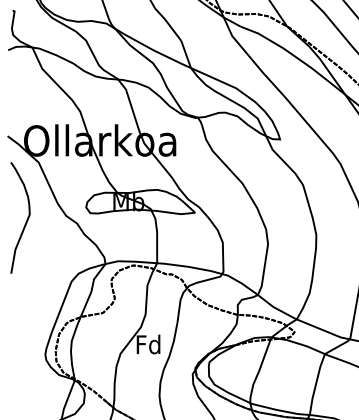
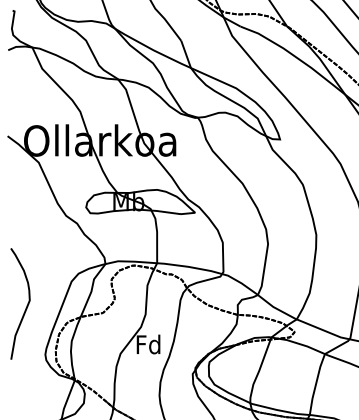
curve position: (26, 219) -> (26, 305) (26, 305)
